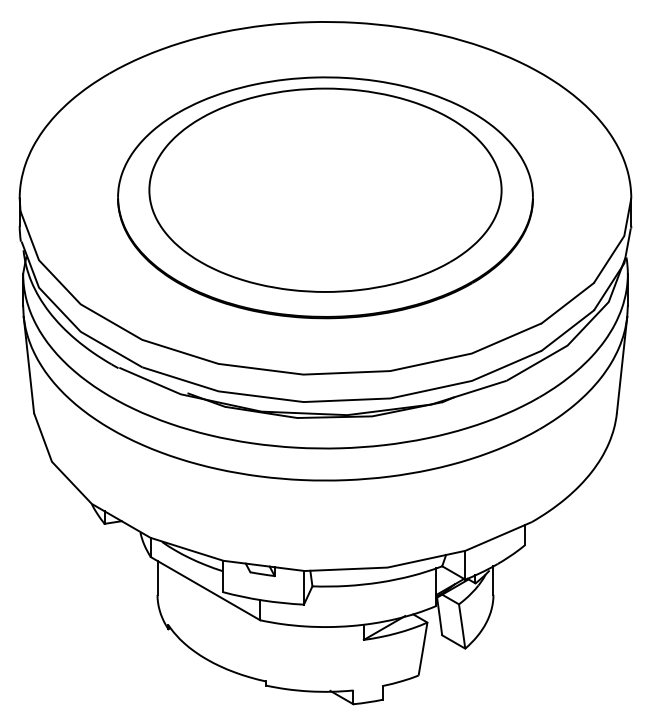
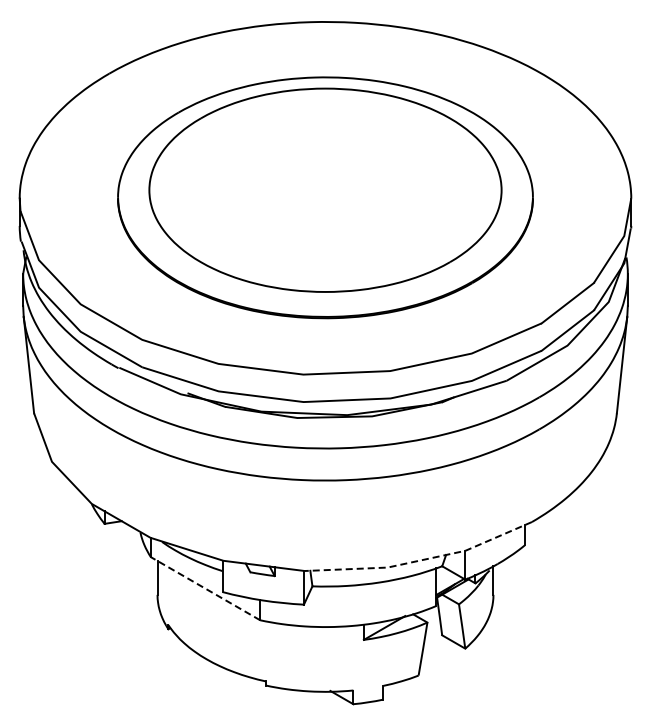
line: solid -> dashed (421, 560)
line: solid -> dashed (205, 588)
